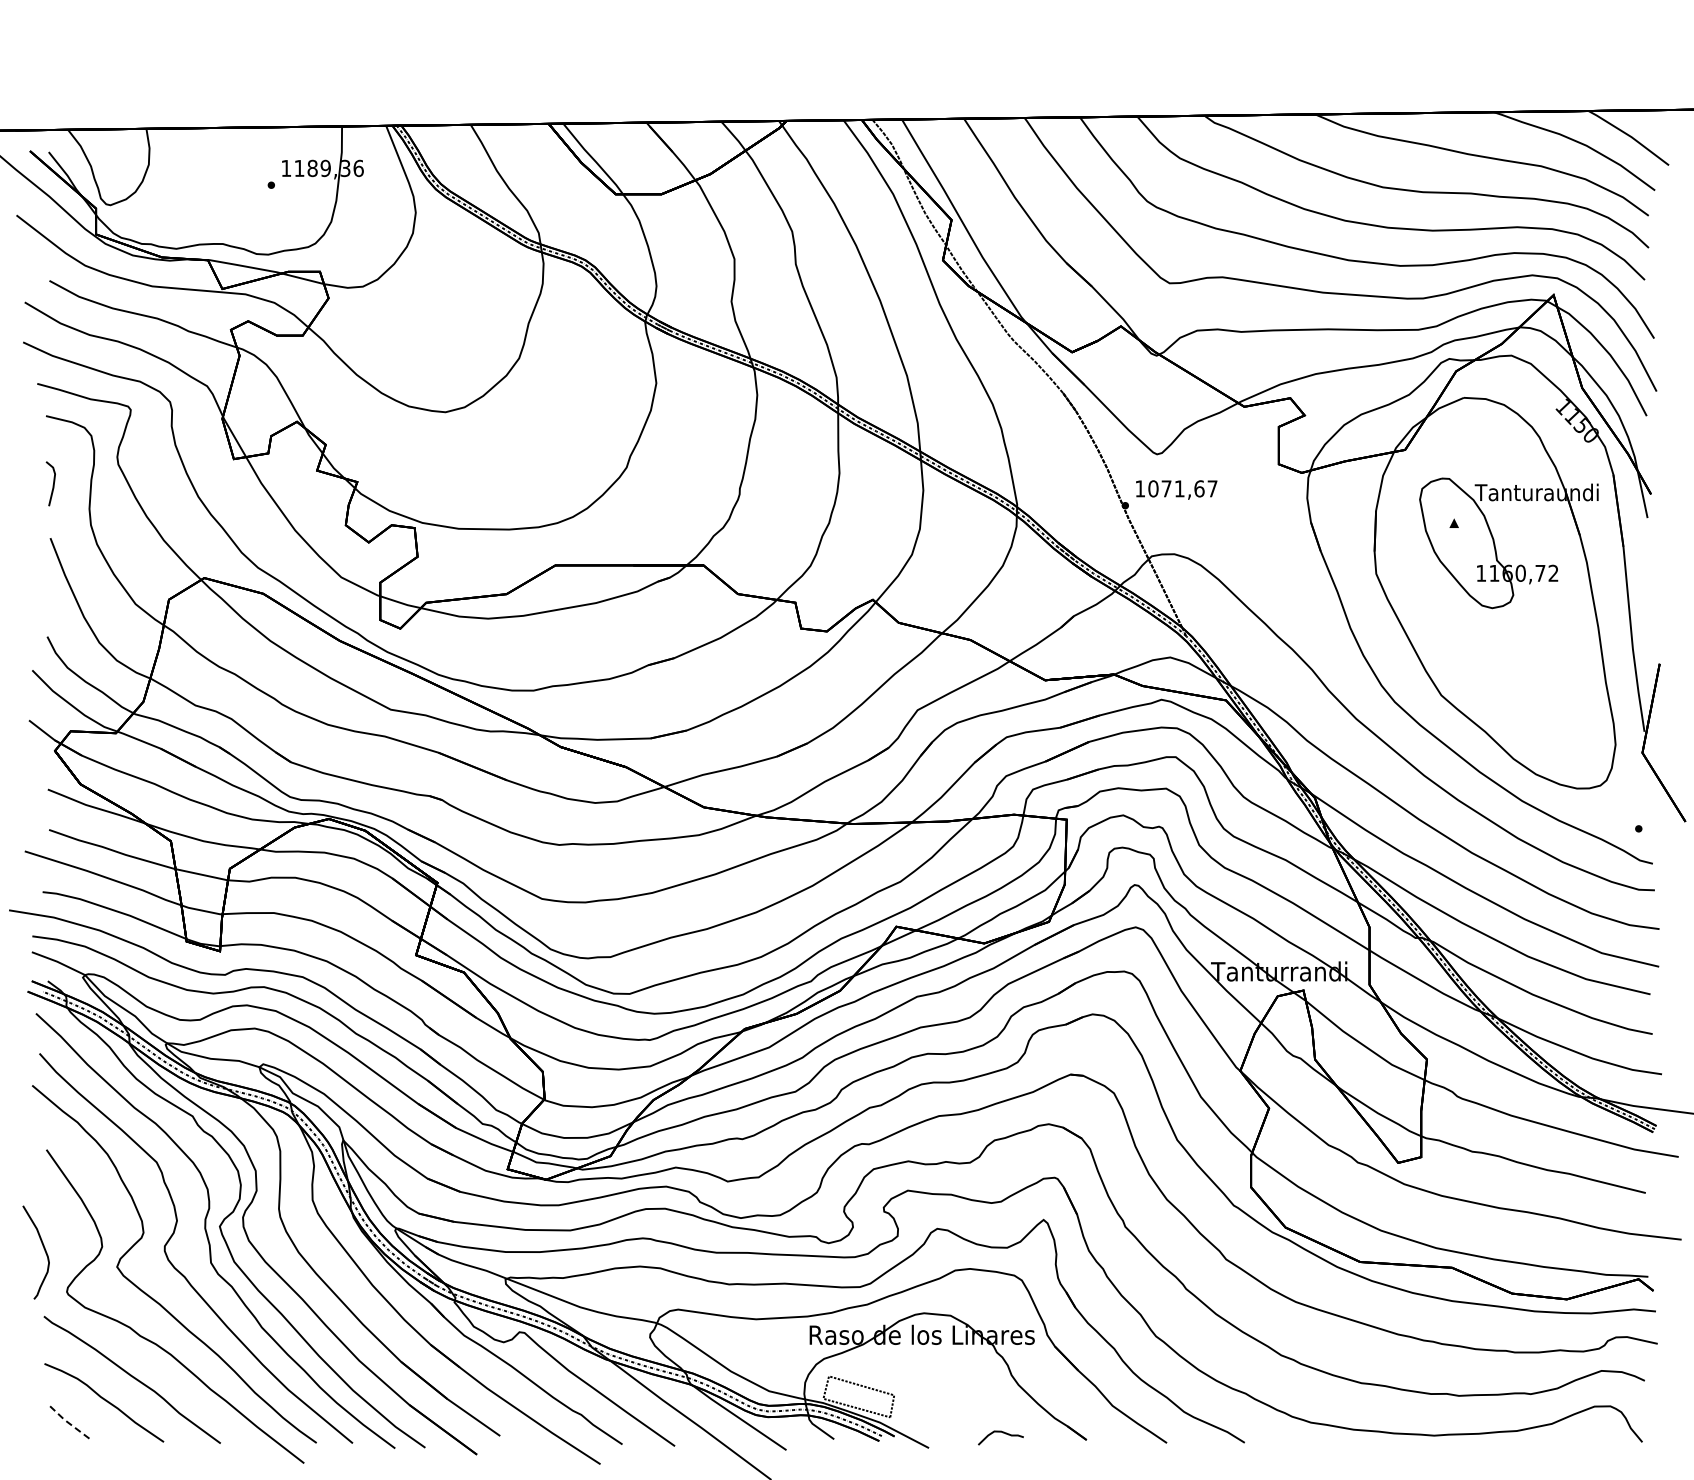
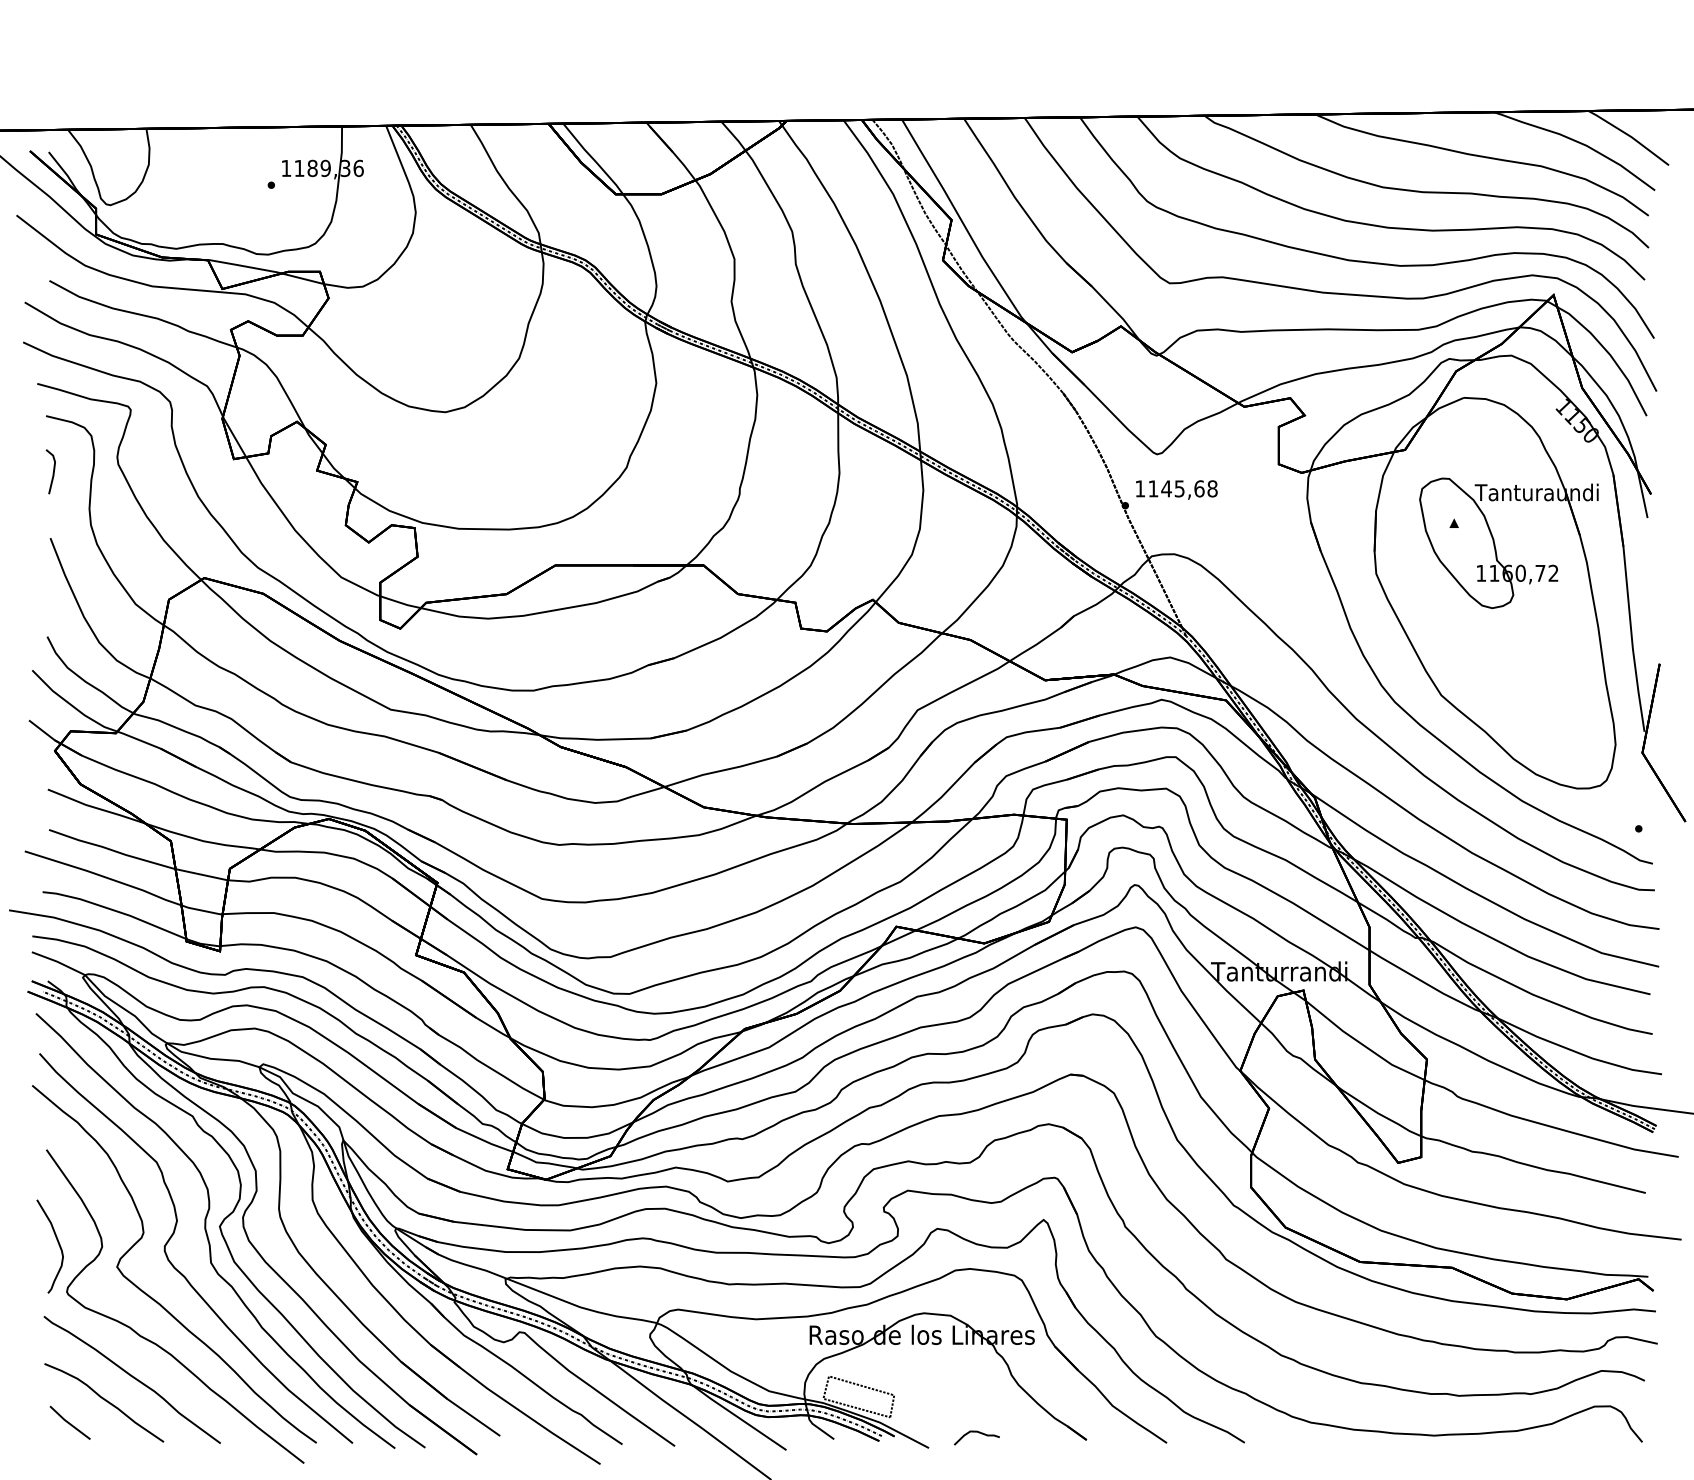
line position: (52, 485) -> (52, 473) (52, 473)
text: 1071,67 -> 1145,68 (1182, 488)
curve position: (43, 1248) -> (57, 1242) (57, 1242)
line: dashed -> solid (69, 1423)
curve position: (1002, 1433) -> (978, 1433) (978, 1433)
